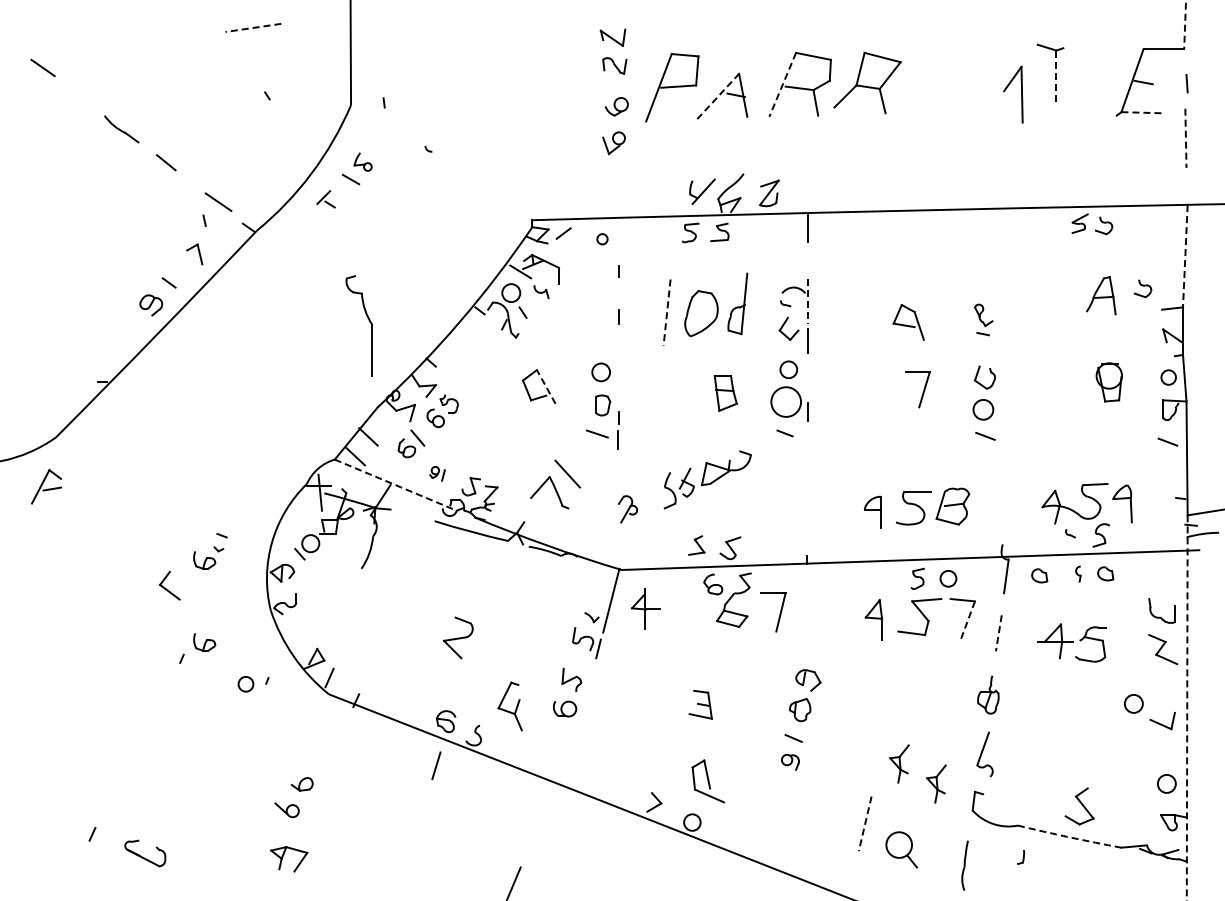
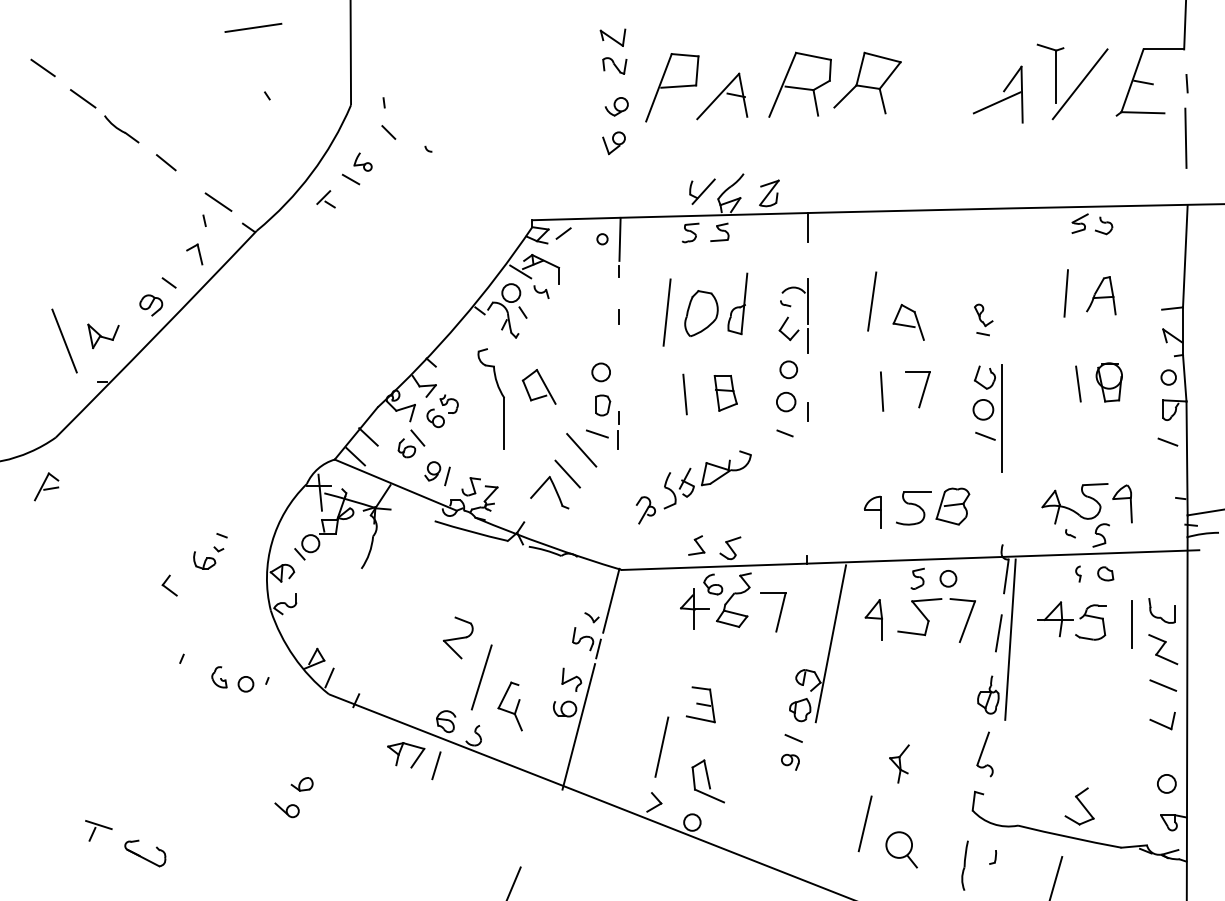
line: dashed -> solid (1185, 25)
line: dashed -> solid (252, 27)
line: dashed -> solid (1056, 77)
line: dashed -> solid (782, 84)
line: none -> present (1079, 84)
line: dashed -> solid (718, 96)
line: none -> present (83, 98)
line: none -> present (996, 102)
line: dashed -> solid (1142, 112)
line: none -> present (388, 132)
line: dashed -> solid (1185, 138)
line: none -> present (619, 238)
line: dashed -> solid (1185, 256)
part: present -> none (1143, 288)
line: none -> present (1065, 293)
line: none -> present (872, 301)
line: dashed -> solid (807, 302)
line: dashed -> solid (667, 313)
part position: (368, 320) -> (500, 393) (500, 393)
part: none -> present (103, 336)
line: none -> present (64, 340)
line: none -> present (1078, 383)
line: dashed -> solid (546, 386)
line: none -> present (881, 391)
line: none -> present (684, 394)
circle diameter: 30 px -> 19 px (785, 401)
line: none -> present (1001, 418)
line: none -> present (581, 450)
part size: 17x16 px -> 27x26 px (437, 473)
line: dashed -> solid (396, 485)
part size: 32x36 px -> 26x30 px (46, 486)
part position: (627, 509) -> (645, 510) (645, 510)
part: present -> none (1039, 575)
part size: 22x31 px -> 17x23 px (169, 585)
part position: (645, 608) -> (694, 608) (694, 608)
line: dashed -> solid (967, 621)
line: none -> present (1131, 624)
line: dashed -> solid (998, 633)
line: none -> present (1010, 639)
part: present -> none (204, 642)
part position: (1071, 642) -> (1071, 620) (1071, 620)
line: none -> present (830, 643)
part: none -> present (219, 677)
line: none -> present (481, 677)
line: none -> present (1163, 685)
circle: present -> none (1133, 703)
part size: 25x30 px -> 31x38 px (700, 704)
line: dashed -> solid (1187, 708)
line: none -> present (578, 726)
line: none -> present (661, 746)
part: present -> none (936, 783)
line: none -> present (98, 824)
line: dashed -> solid (865, 824)
arc: dashed -> solid (1069, 837)
part position: (283, 857) -> (400, 753) (400, 753)
part position: (1021, 857) -> (993, 857) (993, 857)
line: none -> present (1056, 876)
